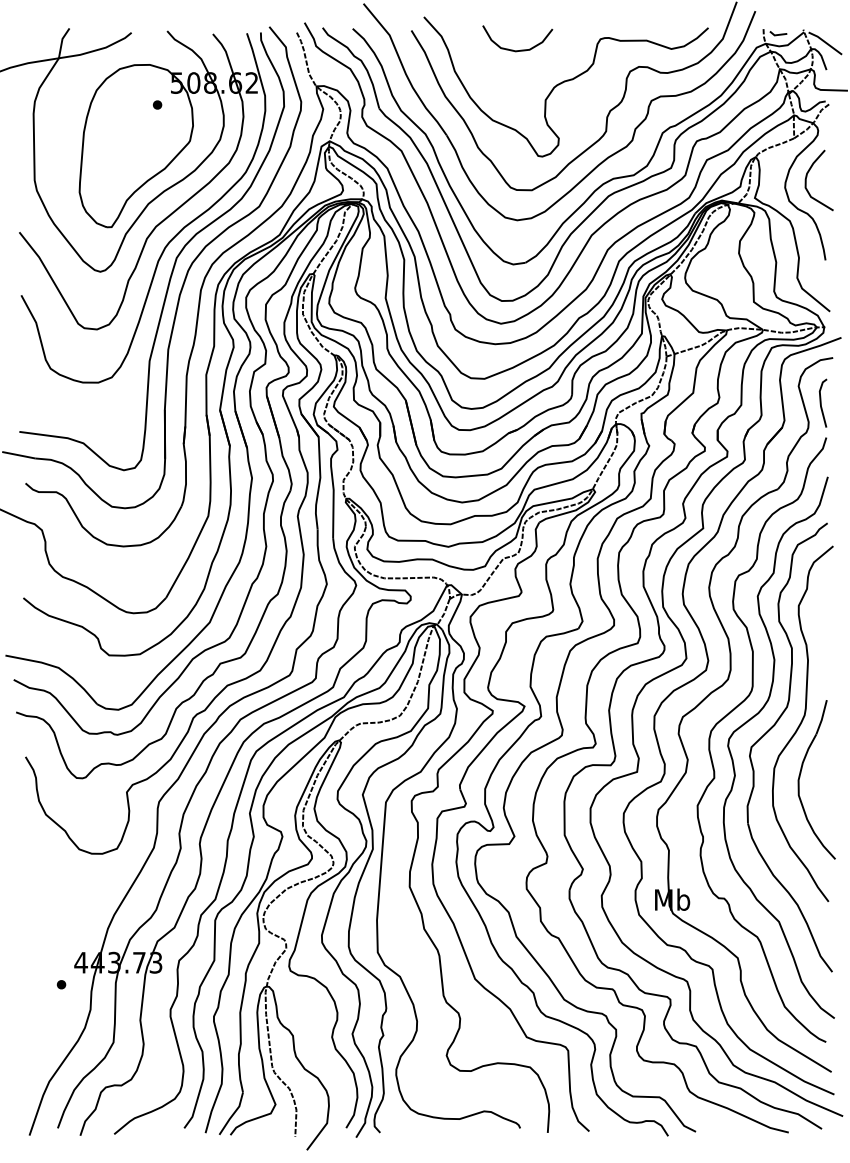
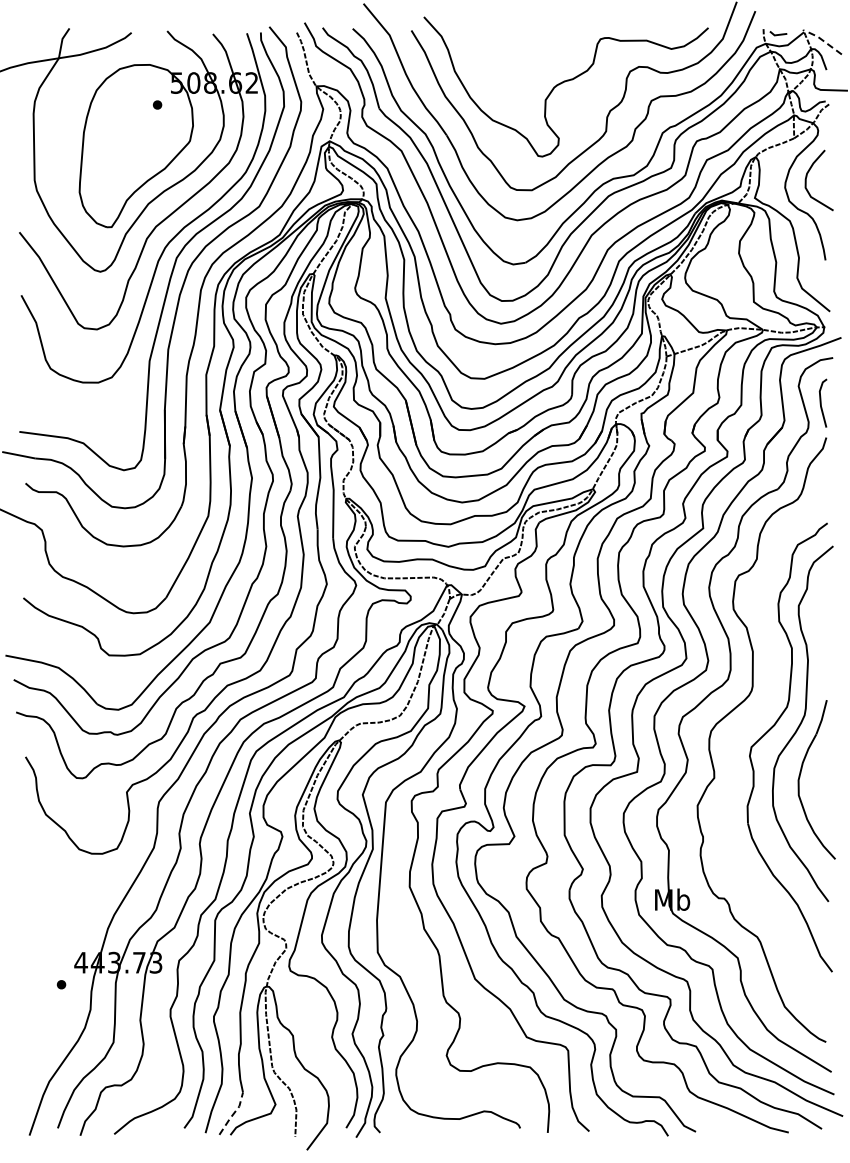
line: solid -> dashed (825, 42)
curve: present -> none (520, 49)
curve: present -> none (757, 715)
line: solid -> dashed (233, 1114)
